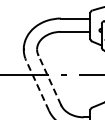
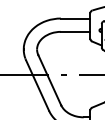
line: dashed -> solid (49, 80)
line: dashed -> solid (37, 85)
